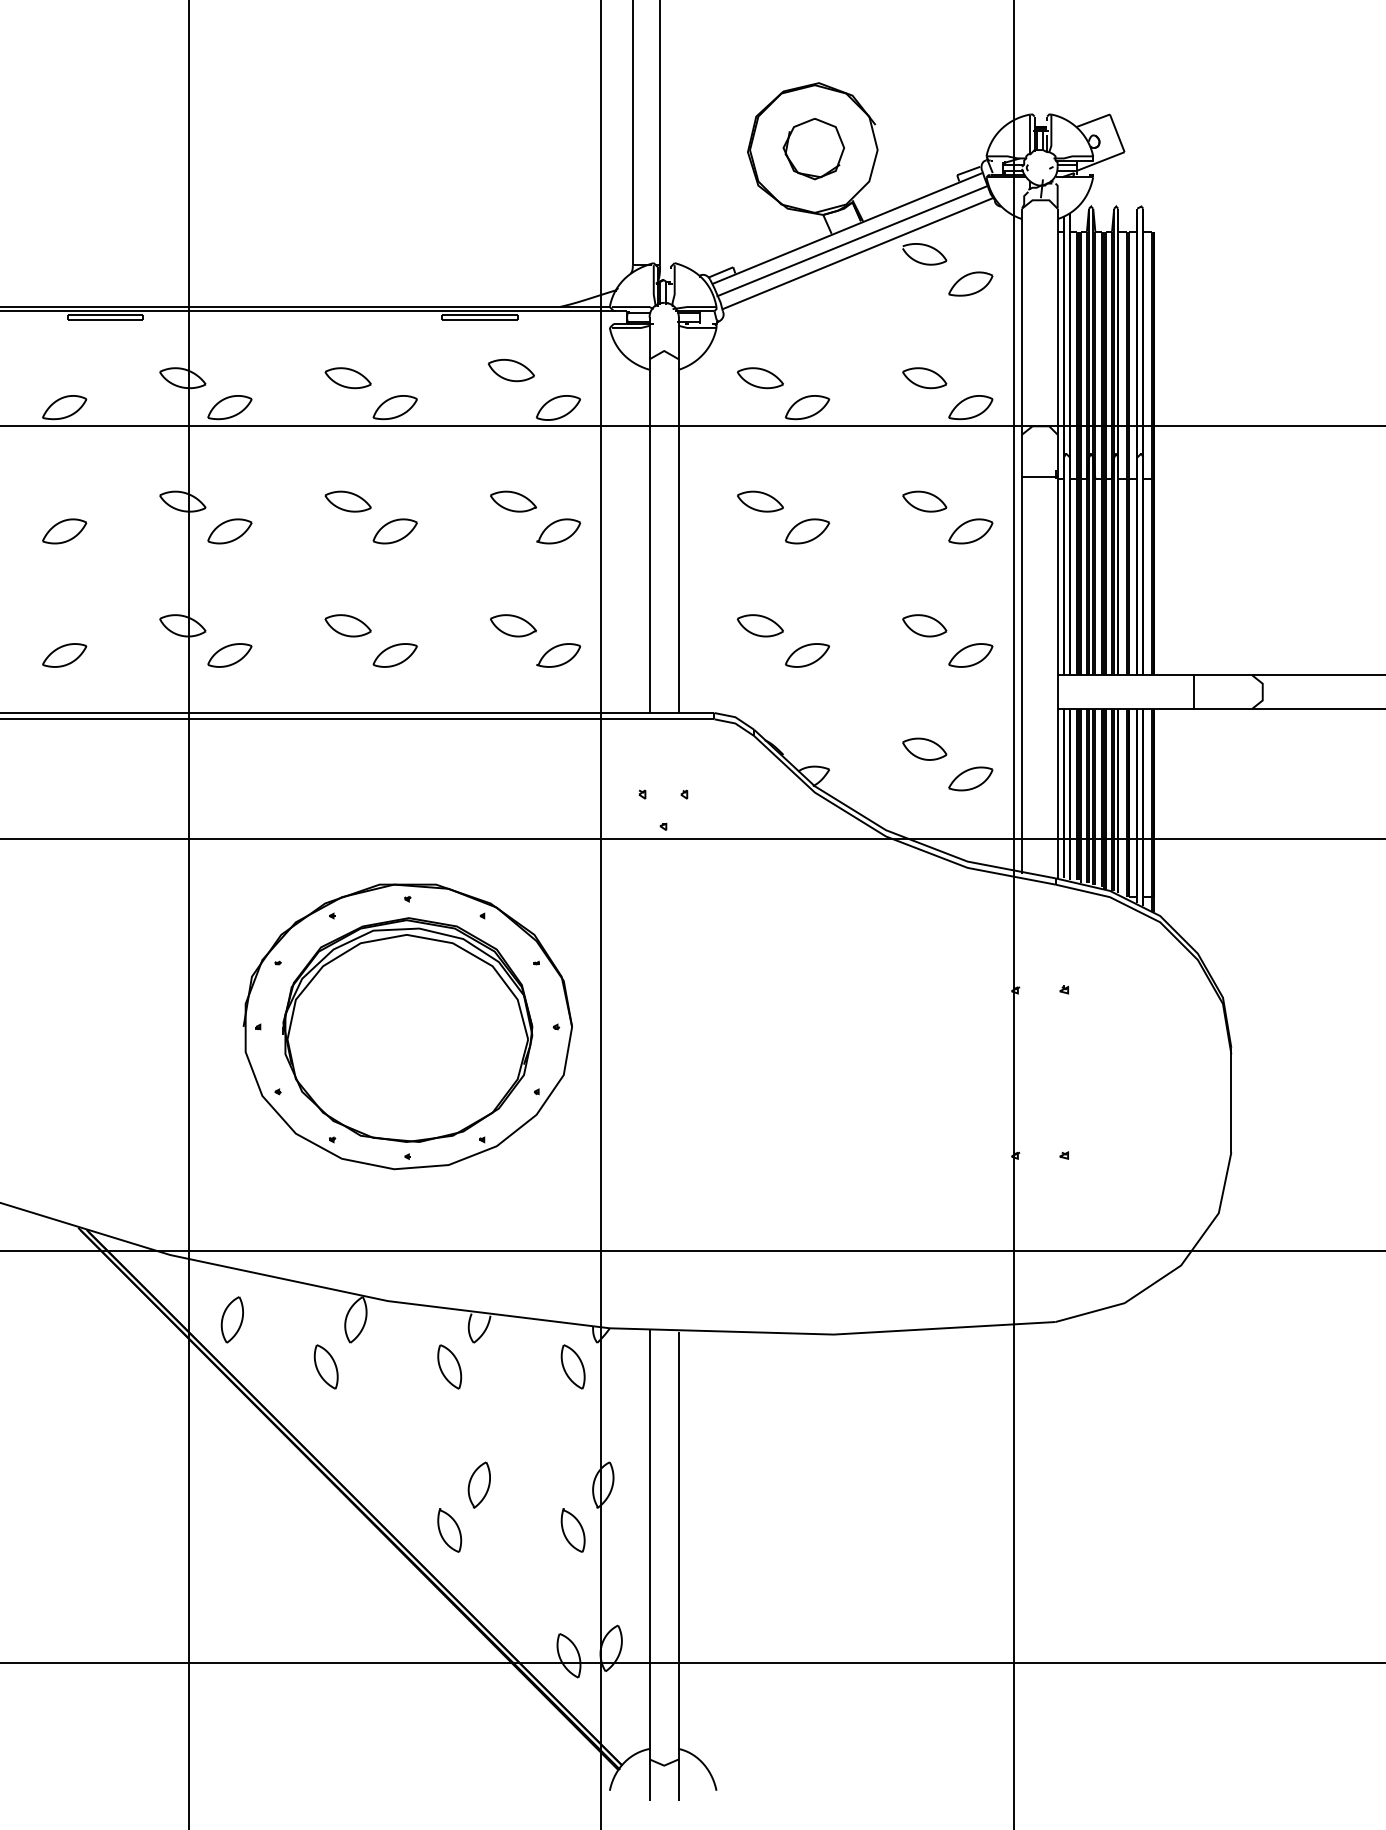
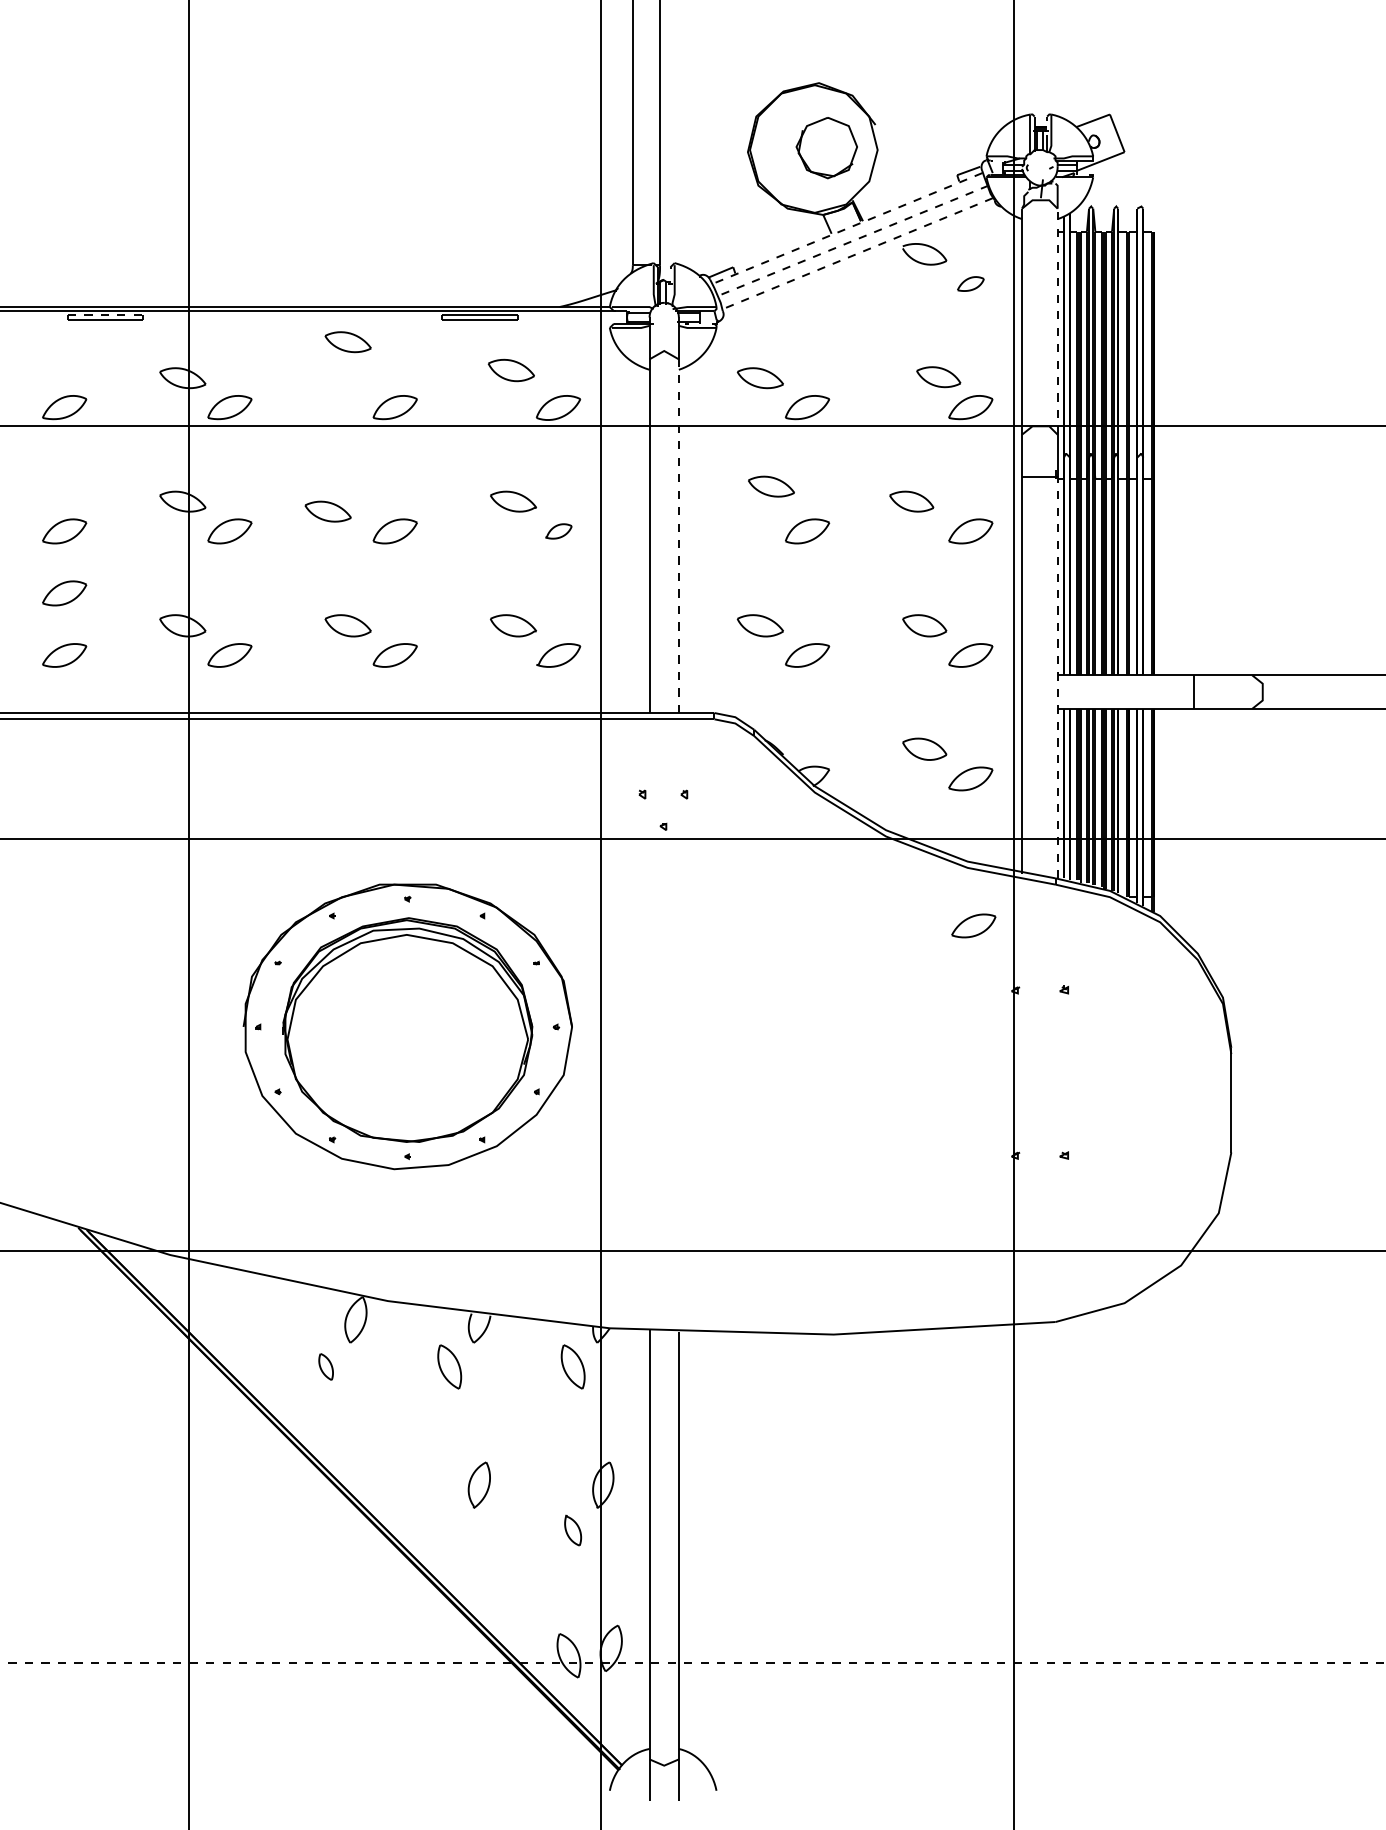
part position: (813, 149) -> (826, 148) (826, 148)
line: solid -> dashed (847, 228)
line: solid -> dashed (852, 241)
line: solid -> dashed (857, 253)
part size: 46x26 px -> 28x16 px (970, 283)
line: solid -> dashed (105, 315)
line: solid -> dashed (1057, 321)
part position: (347, 378) -> (347, 342) (347, 342)
part position: (924, 378) -> (938, 377) (938, 377)
part position: (347, 501) -> (327, 511) (327, 511)
part position: (760, 501) -> (771, 486) (771, 486)
part position: (924, 501) -> (911, 501) (911, 501)
part size: 46x27 px -> 28x17 px (558, 531)
line: solid -> dashed (678, 536)
part: none -> present (64, 593)
line: solid -> dashed (1057, 677)
part: none -> present (973, 925)
part: present -> none (231, 1319)
part size: 26x46 px -> 16x28 px (325, 1366)
part: present -> none (449, 1530)
part size: 26x45 px -> 19x33 px (573, 1530)
line: solid -> dashed (693, 1663)
